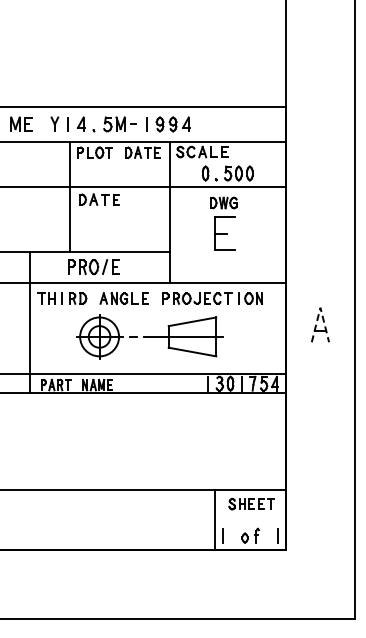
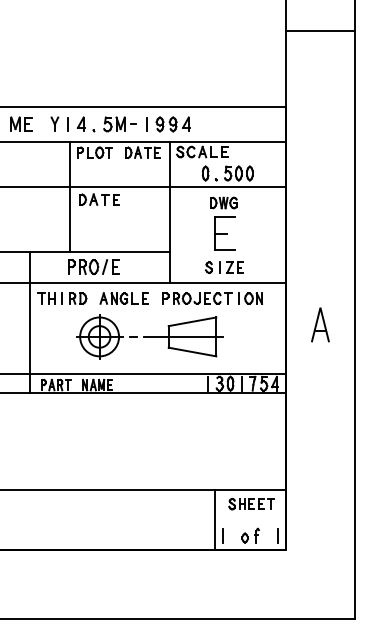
line: none -> present (320, 31)
part: none -> present (223, 267)
line: dashed -> solid (320, 307)
